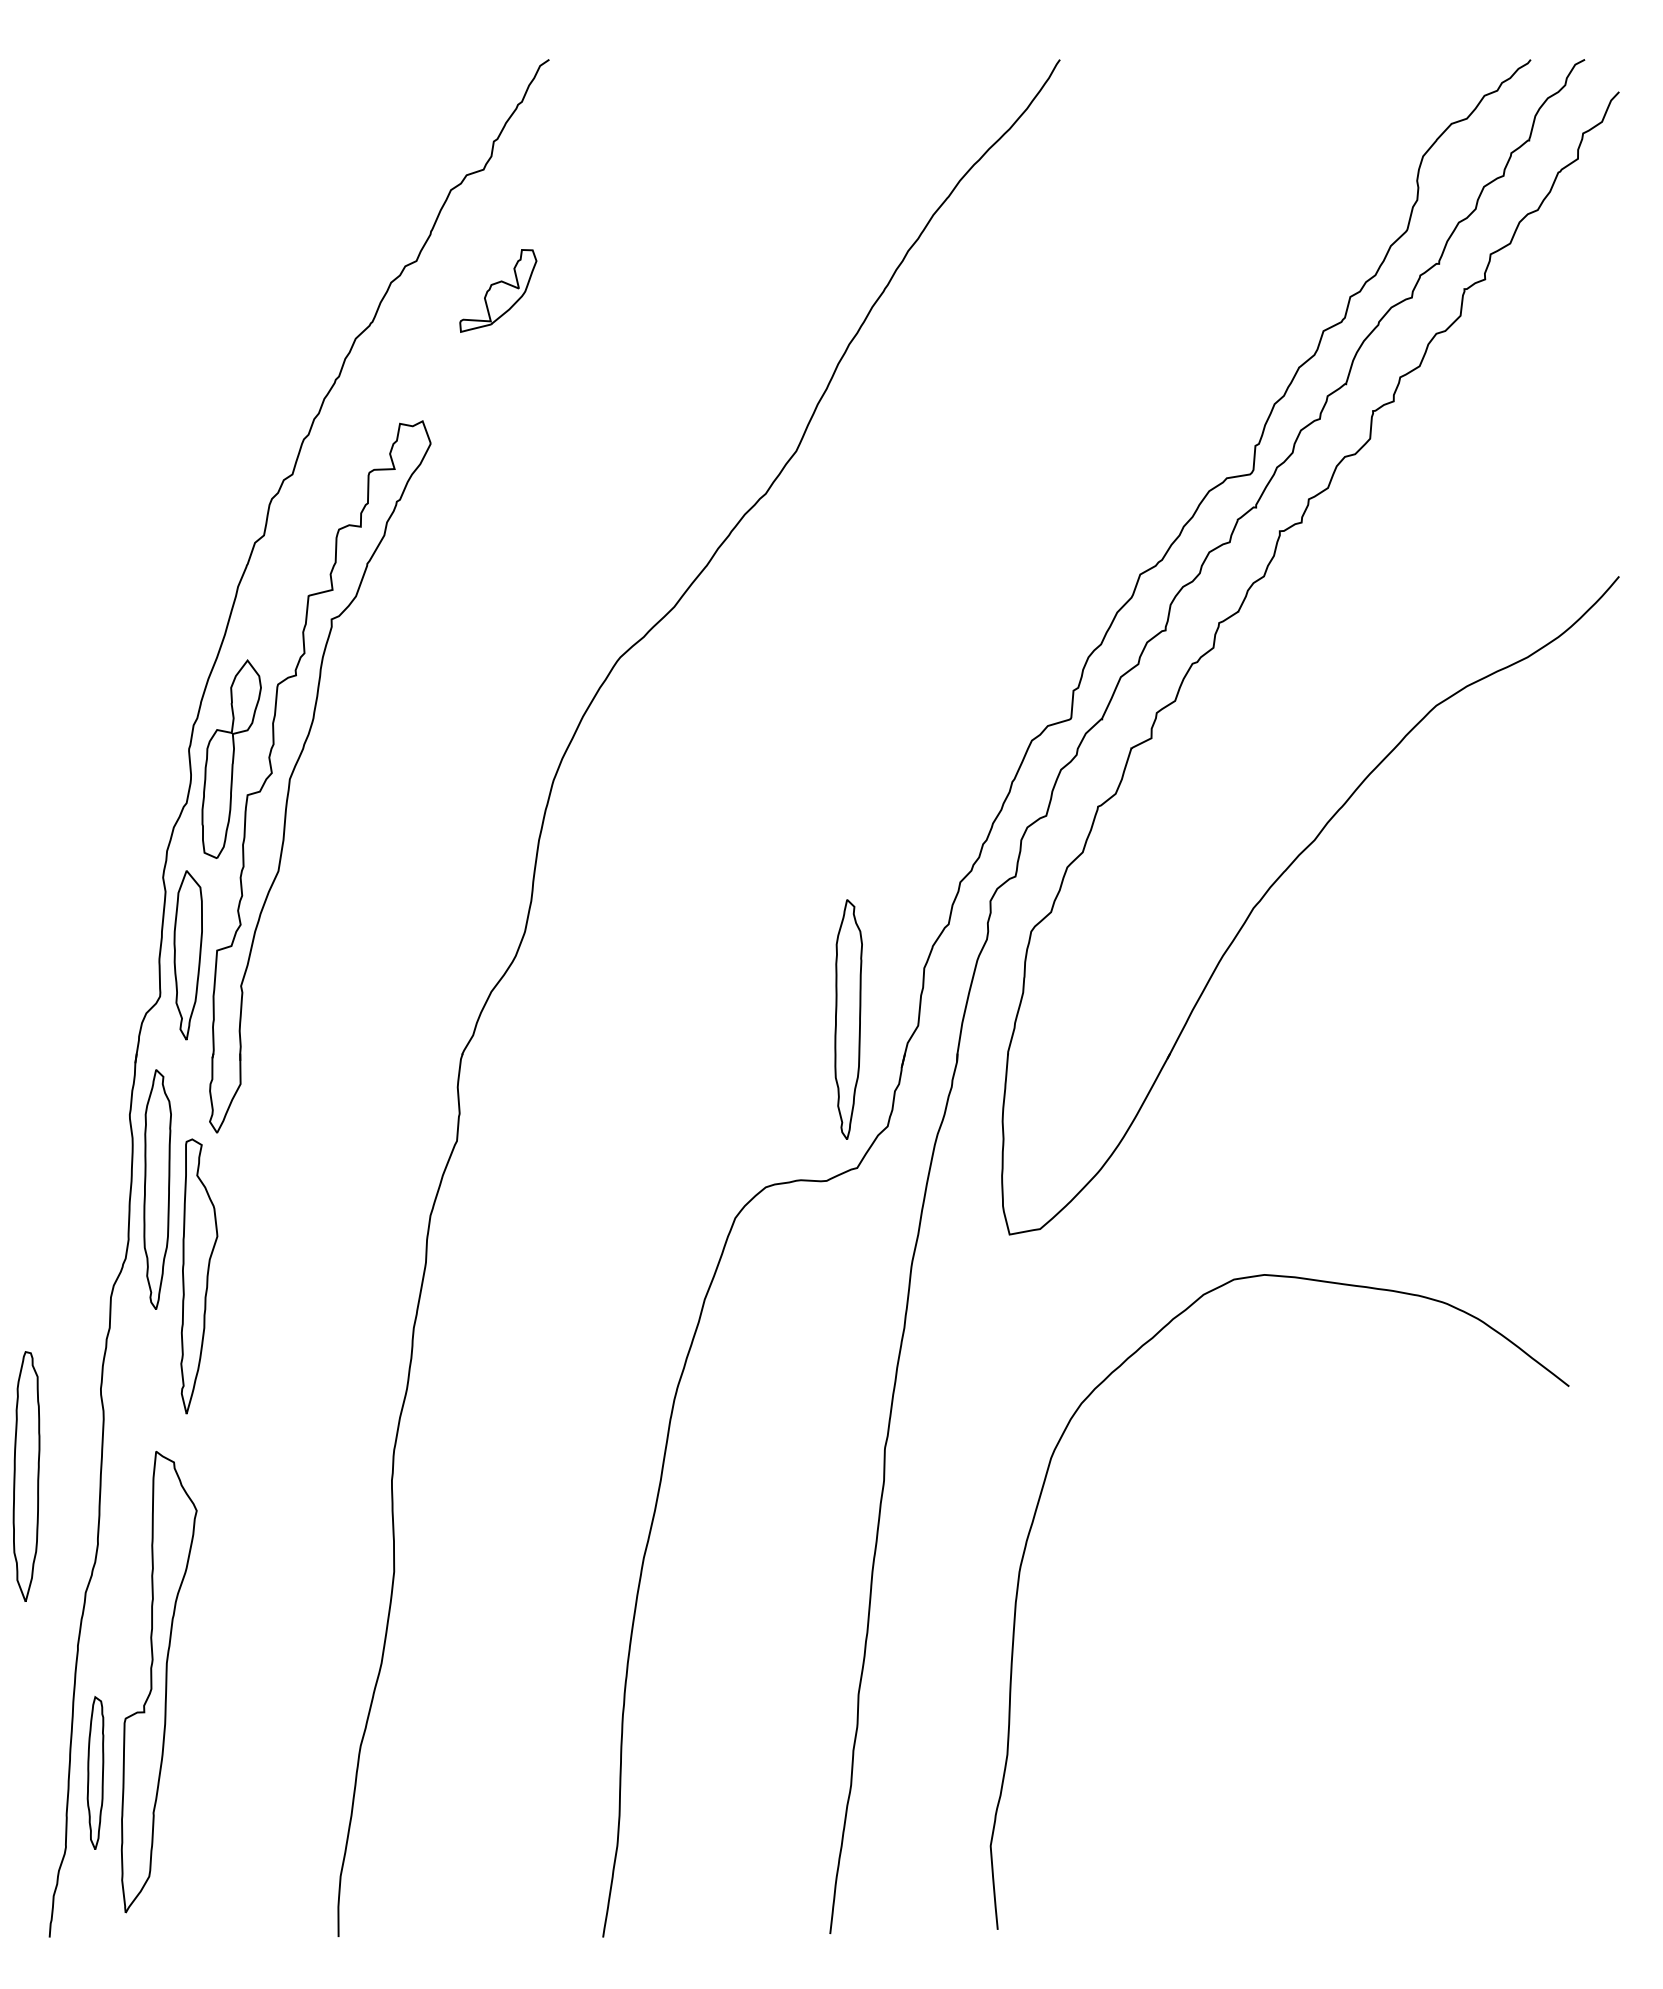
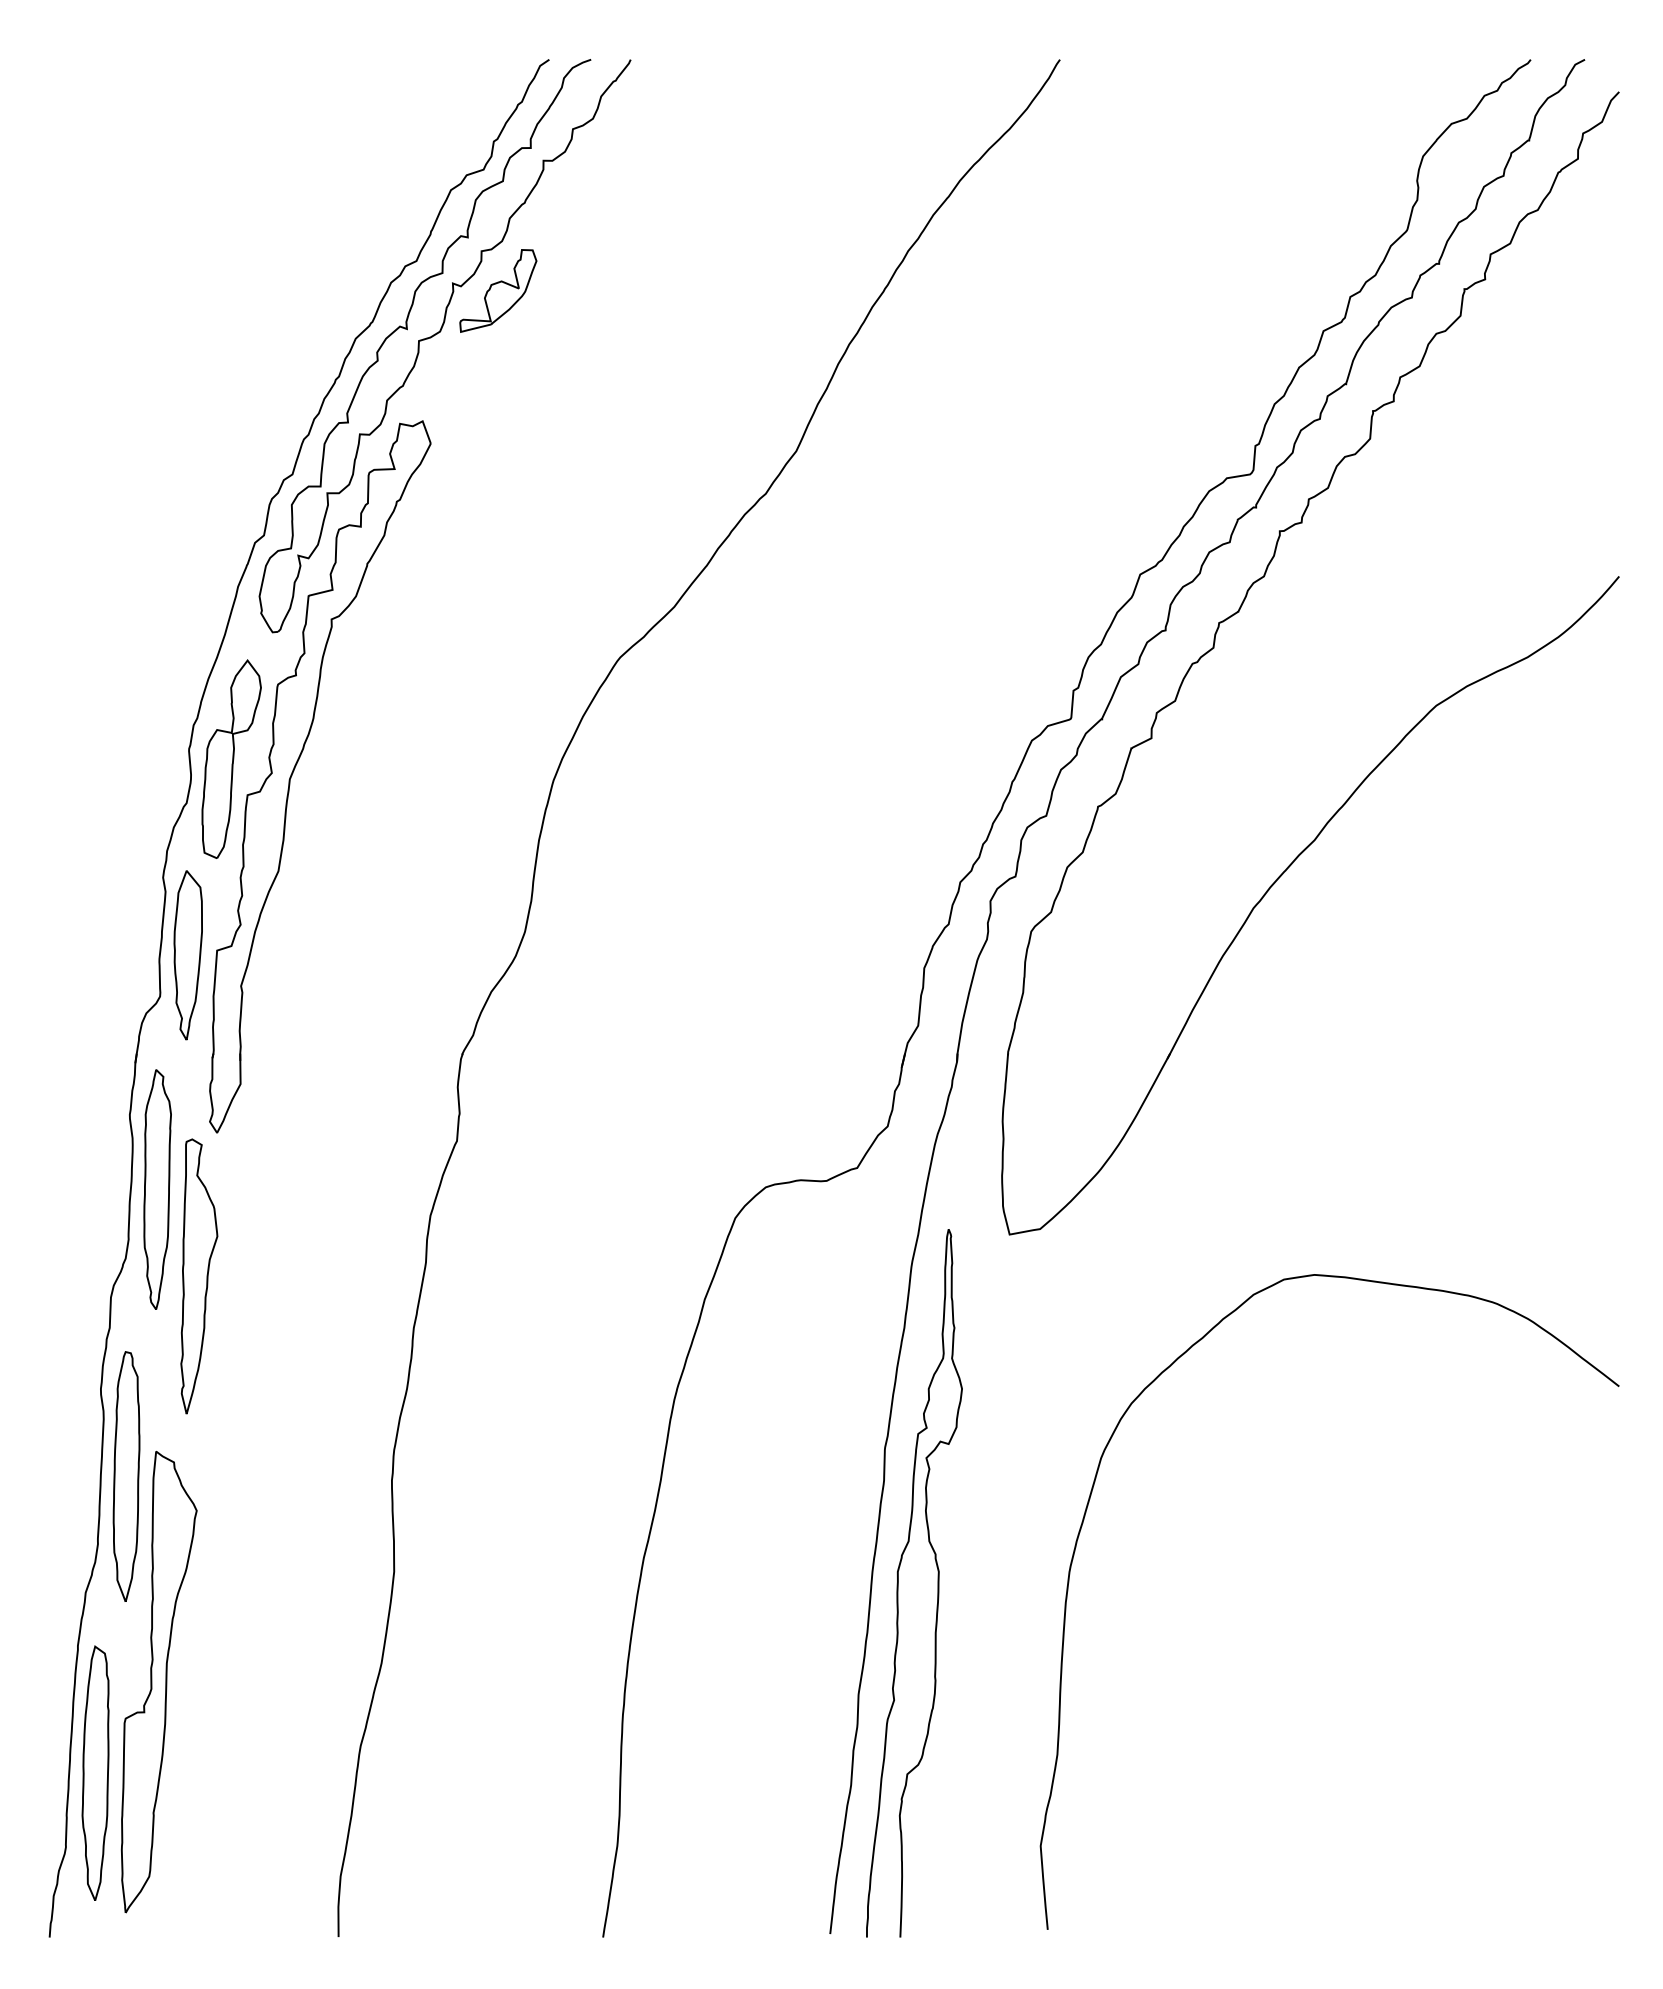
part: none -> present (437, 334)
part: present -> none (848, 1019)
part position: (26, 1476) -> (126, 1476) (126, 1476)
curve position: (1034, 1520) -> (1084, 1520) (1084, 1520)
curve: none -> present (898, 1583)
part size: 19x154 px -> 29x256 px (95, 1772)
